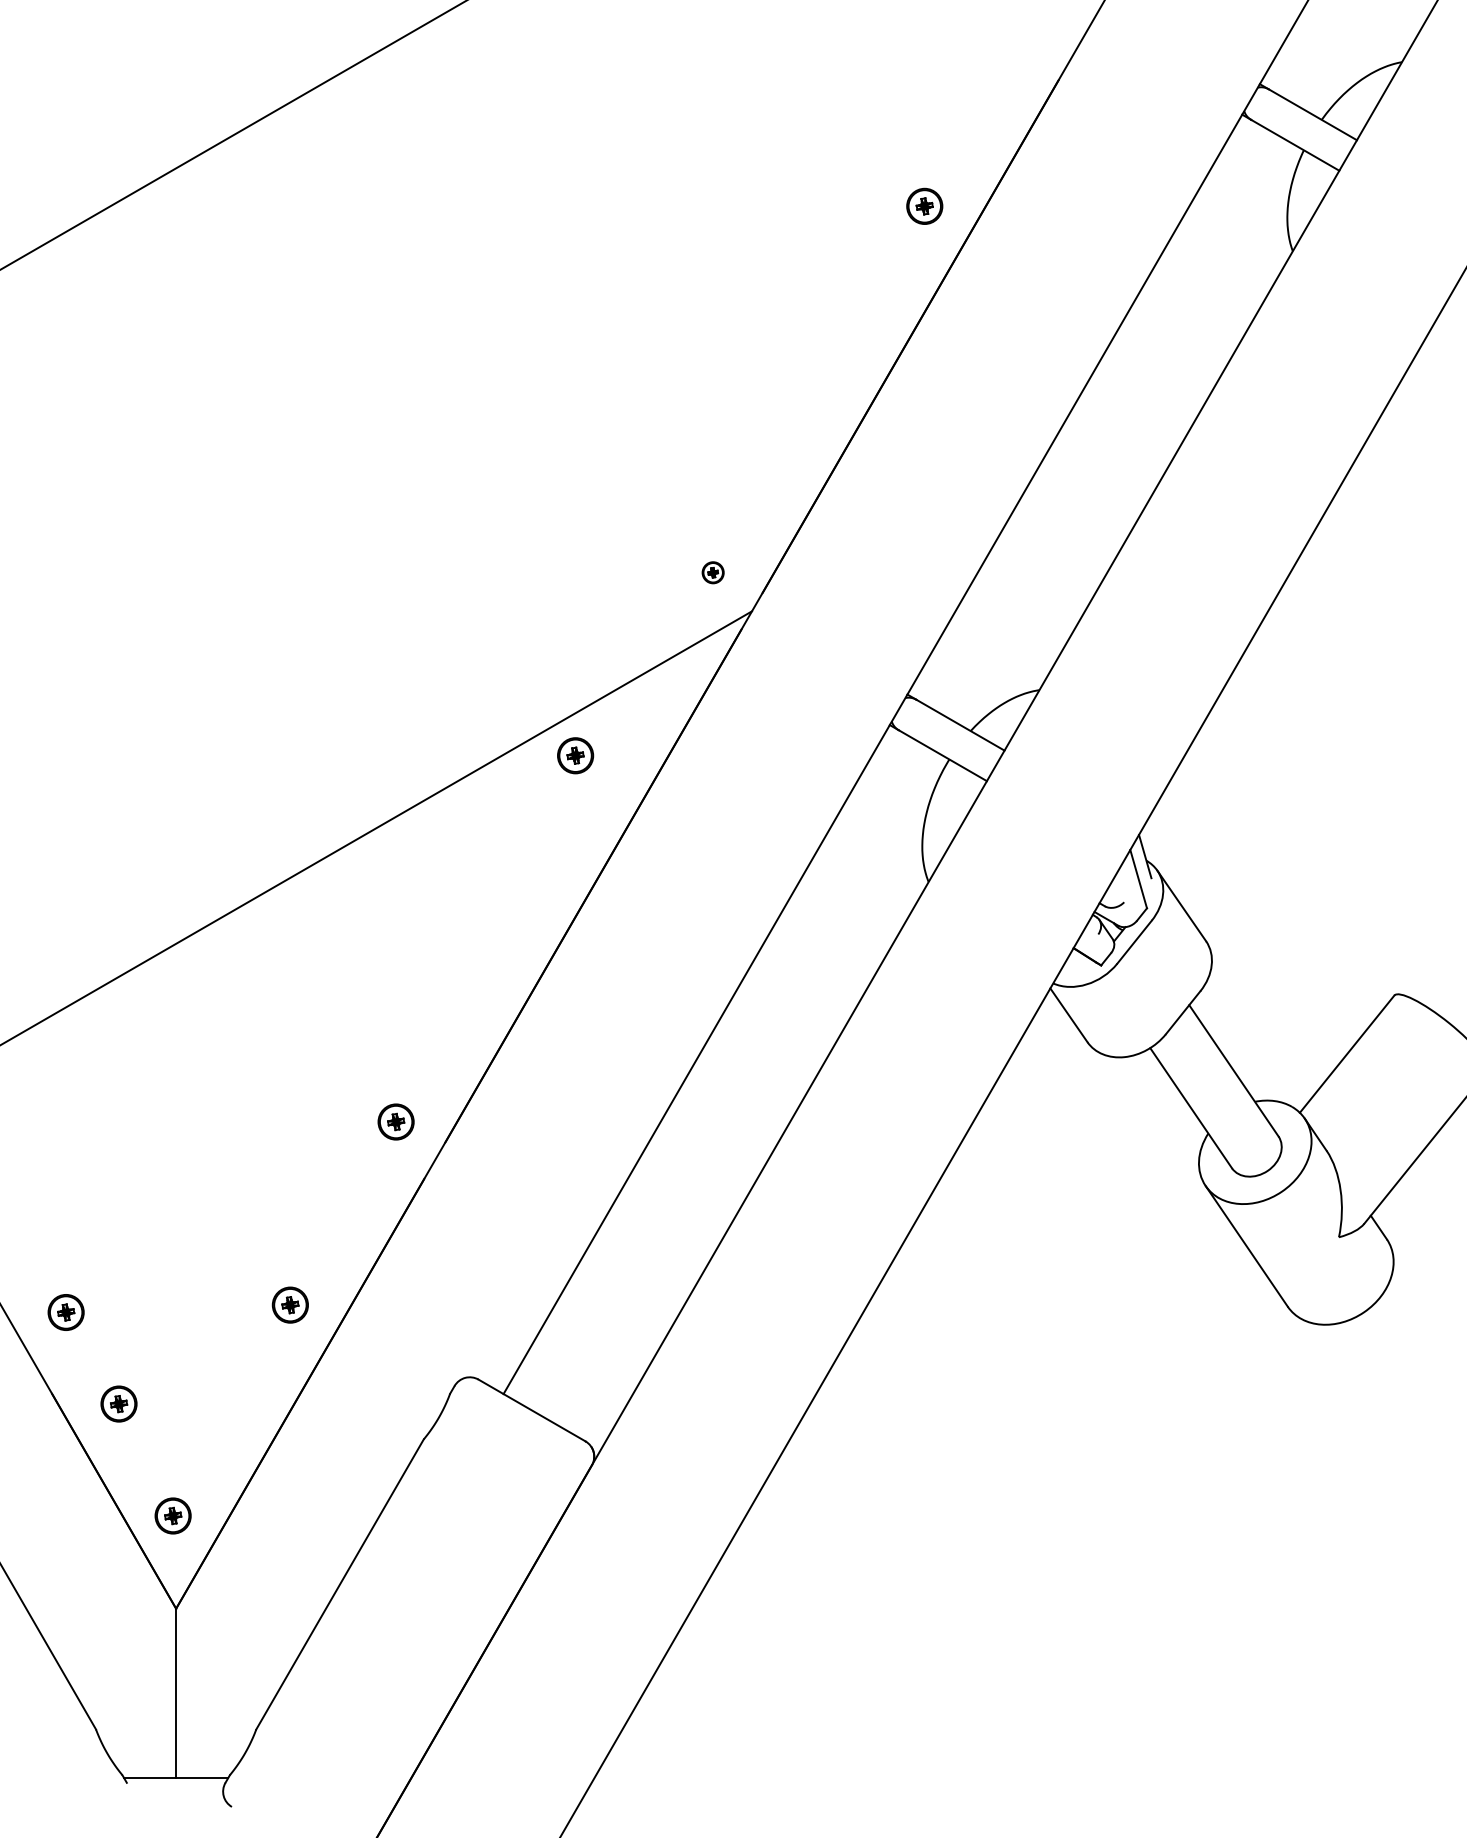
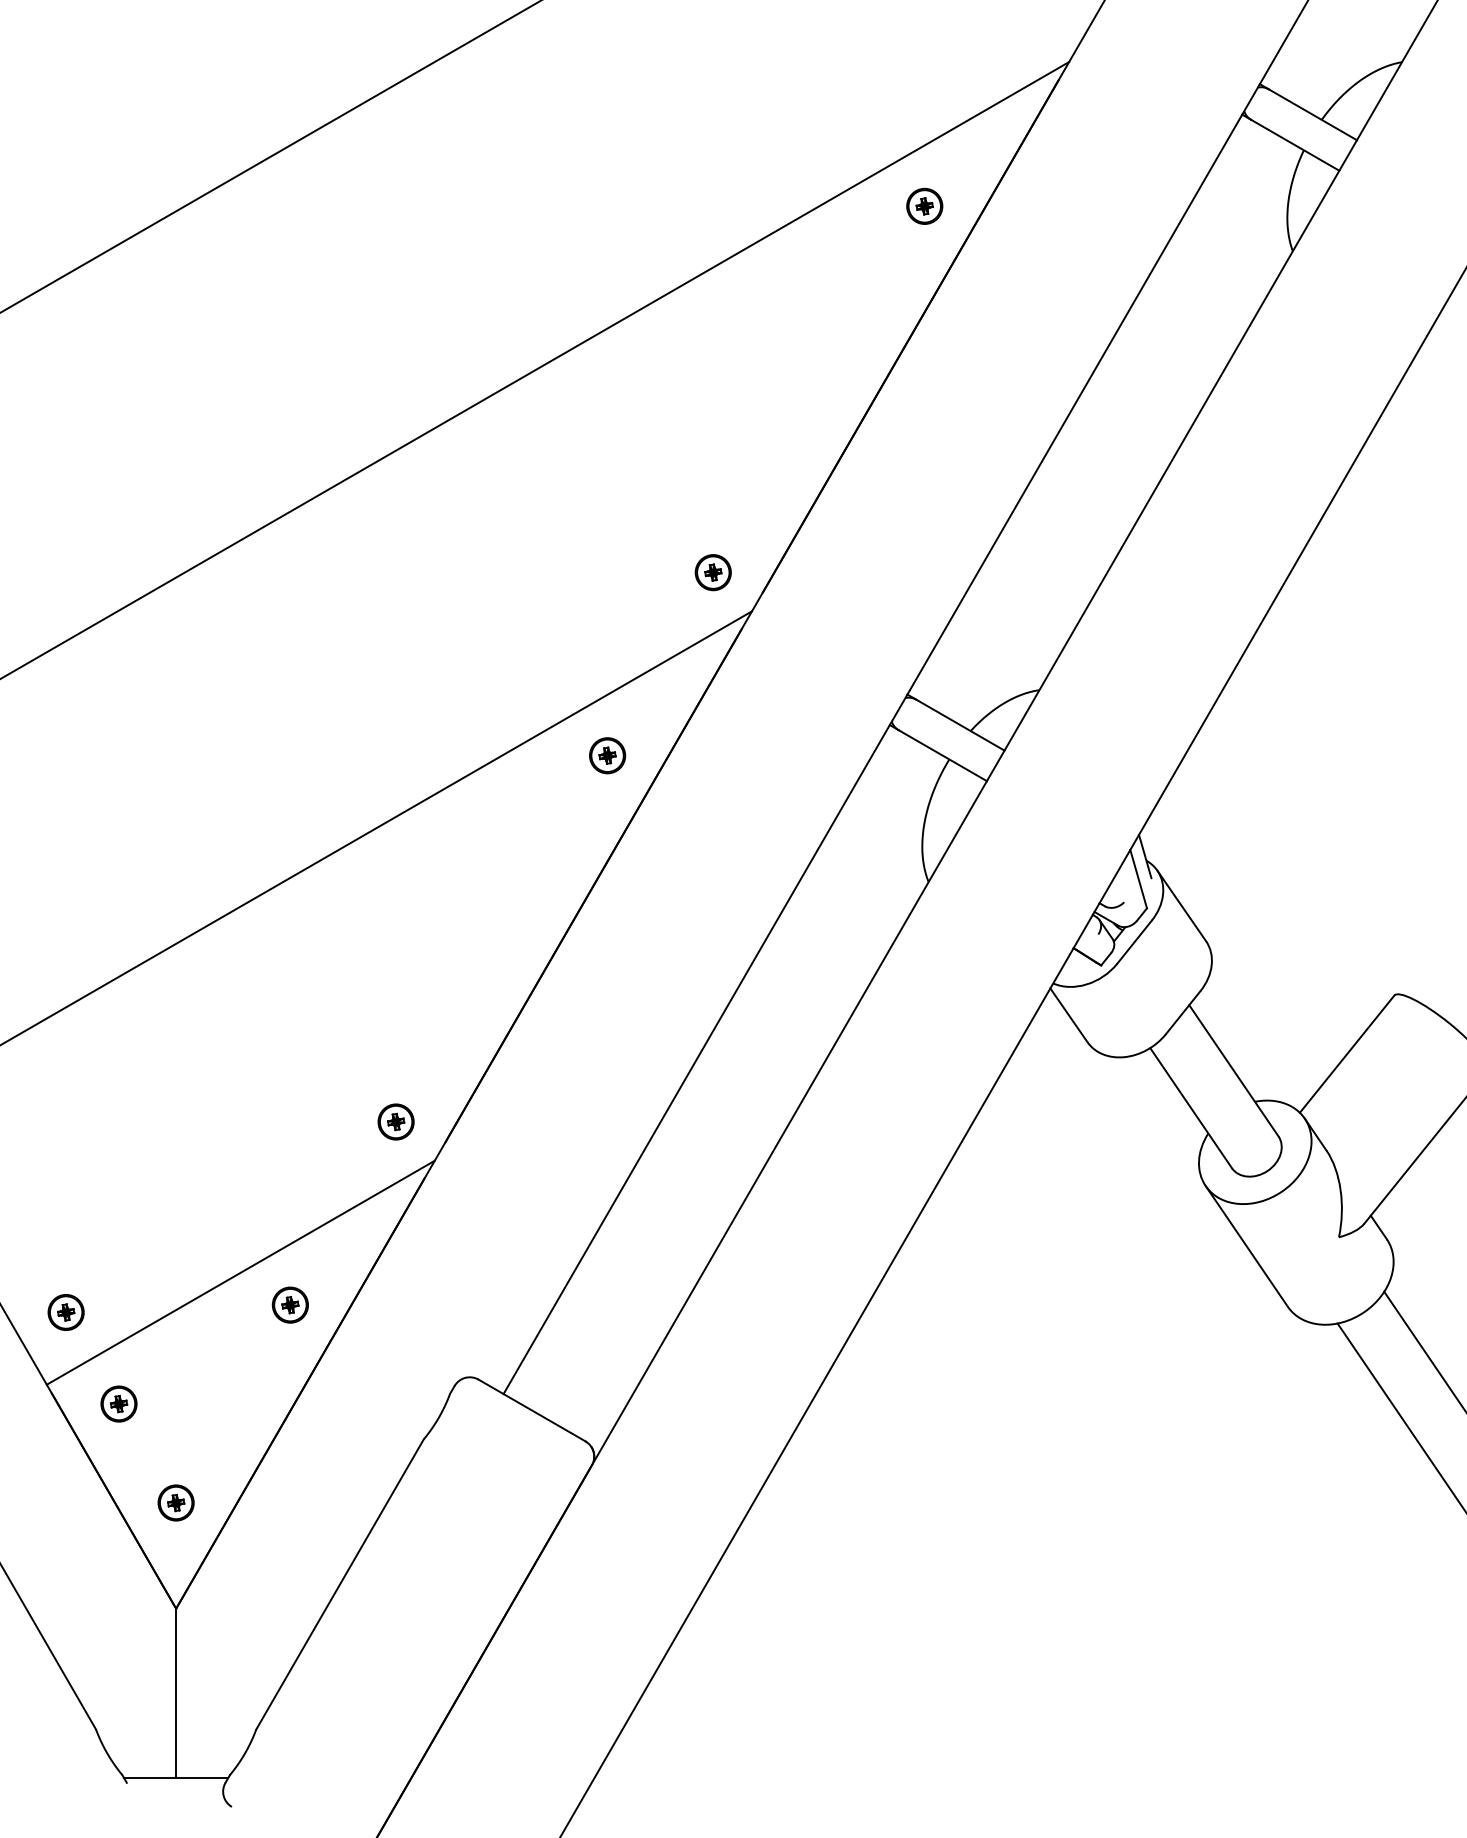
line position: (233, 135) -> (270, 156) (270, 156)
line: none -> present (535, 369)
part size: 24x24 px -> 38x38 px (712, 572)
part position: (575, 755) -> (607, 755) (607, 755)
line: none -> present (240, 1272)
line: none -> present (1423, 1349)
line: none -> present (1400, 1416)
part position: (172, 1515) -> (175, 1502) (175, 1502)
